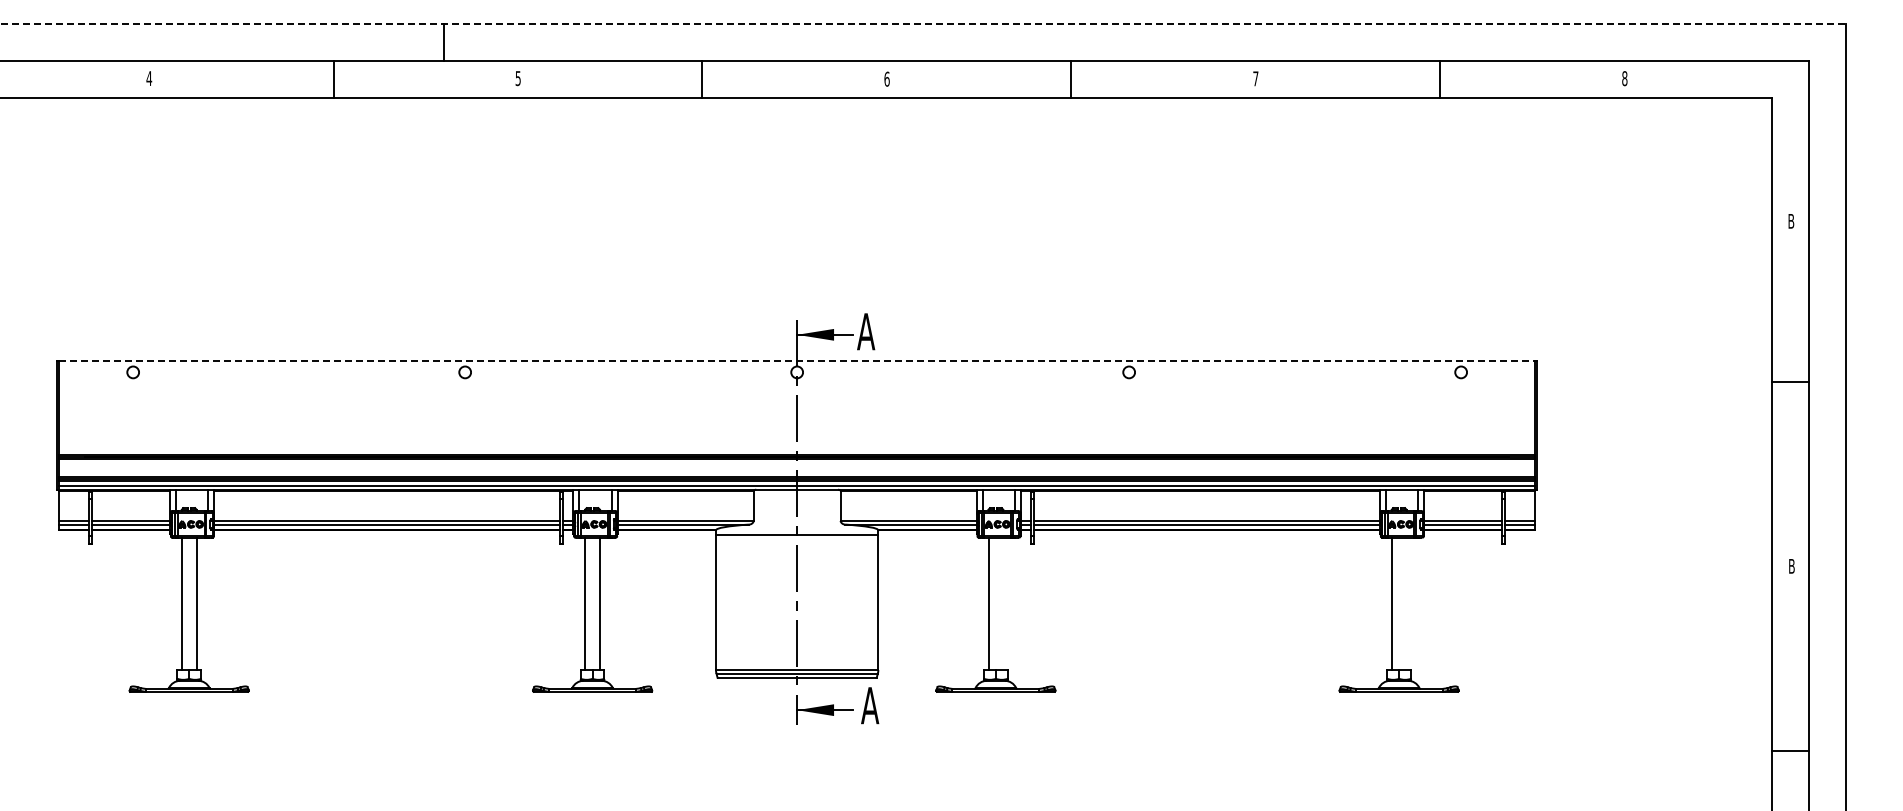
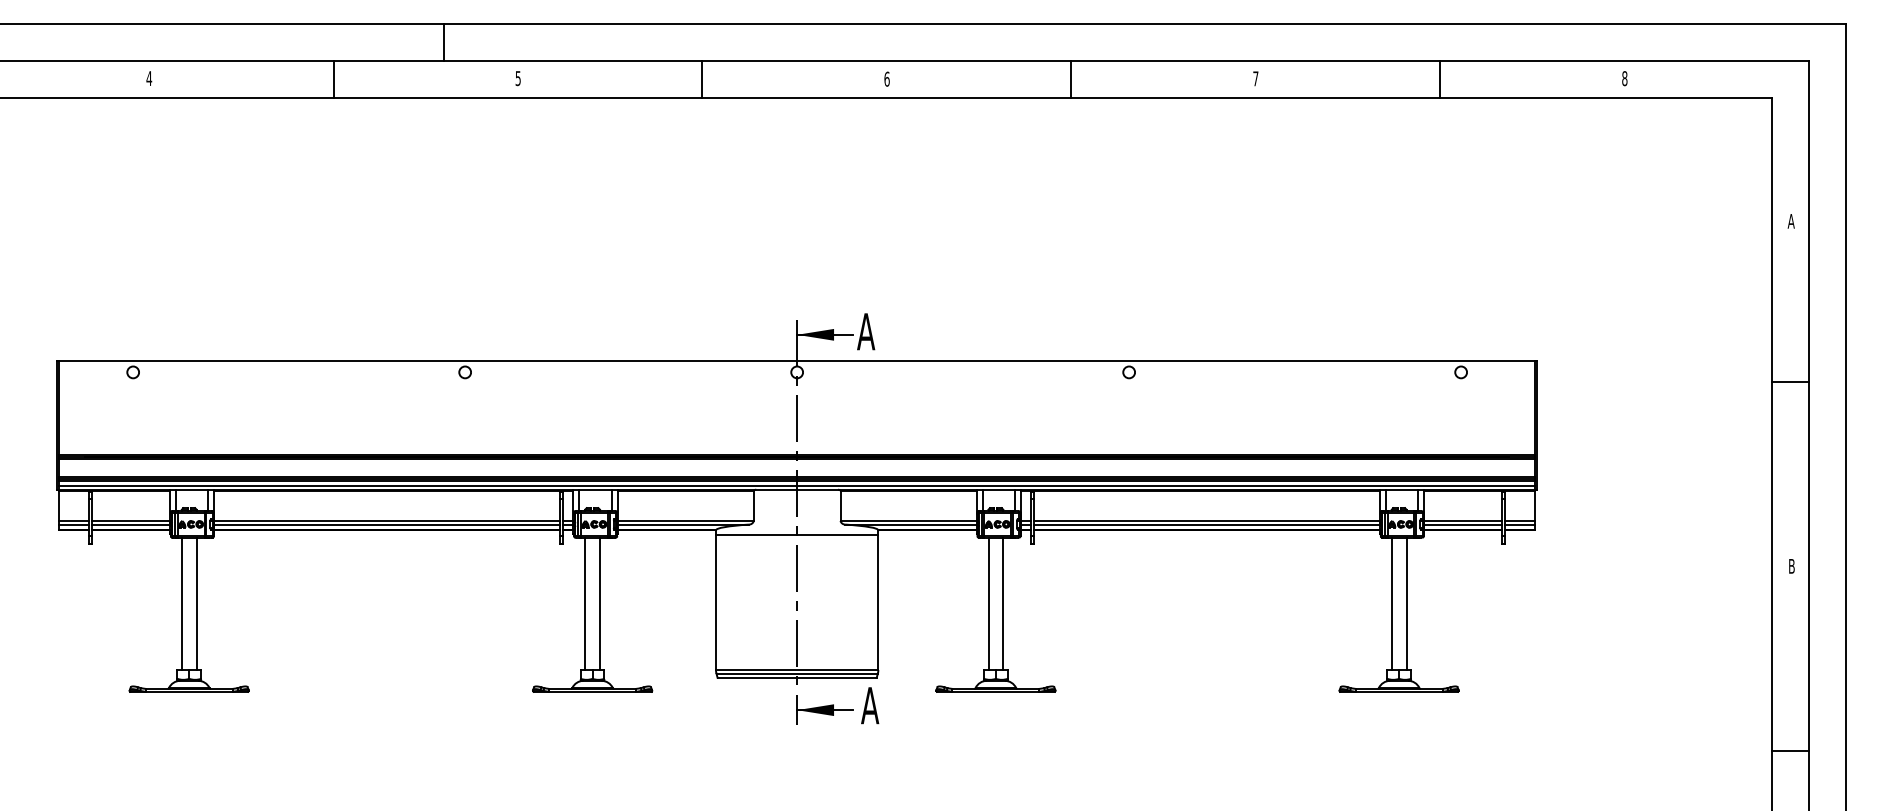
line: dashed -> solid (923, 24)
text: B -> A (1790, 221)
line: dashed -> solid (797, 360)
line: none -> present (1003, 603)
line: none -> present (1406, 603)
